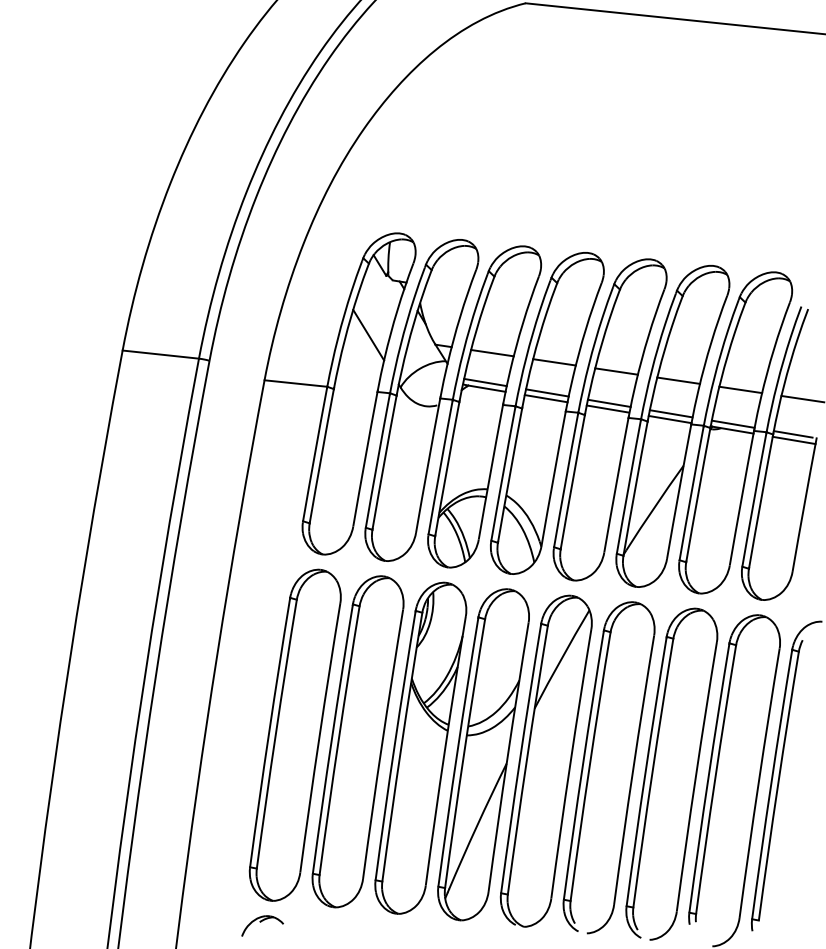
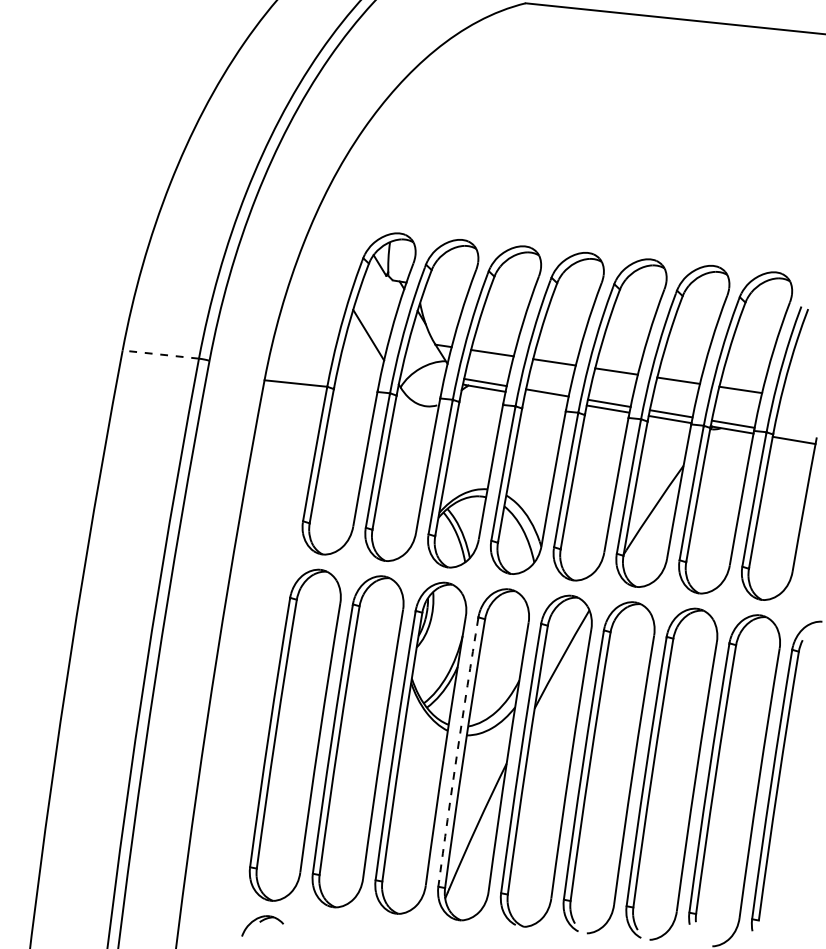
line: solid -> dashed (160, 354)
line: present -> none (545, 398)
line: present -> none (801, 398)
line: present -> none (792, 434)
arc: solid -> dashed (457, 752)
